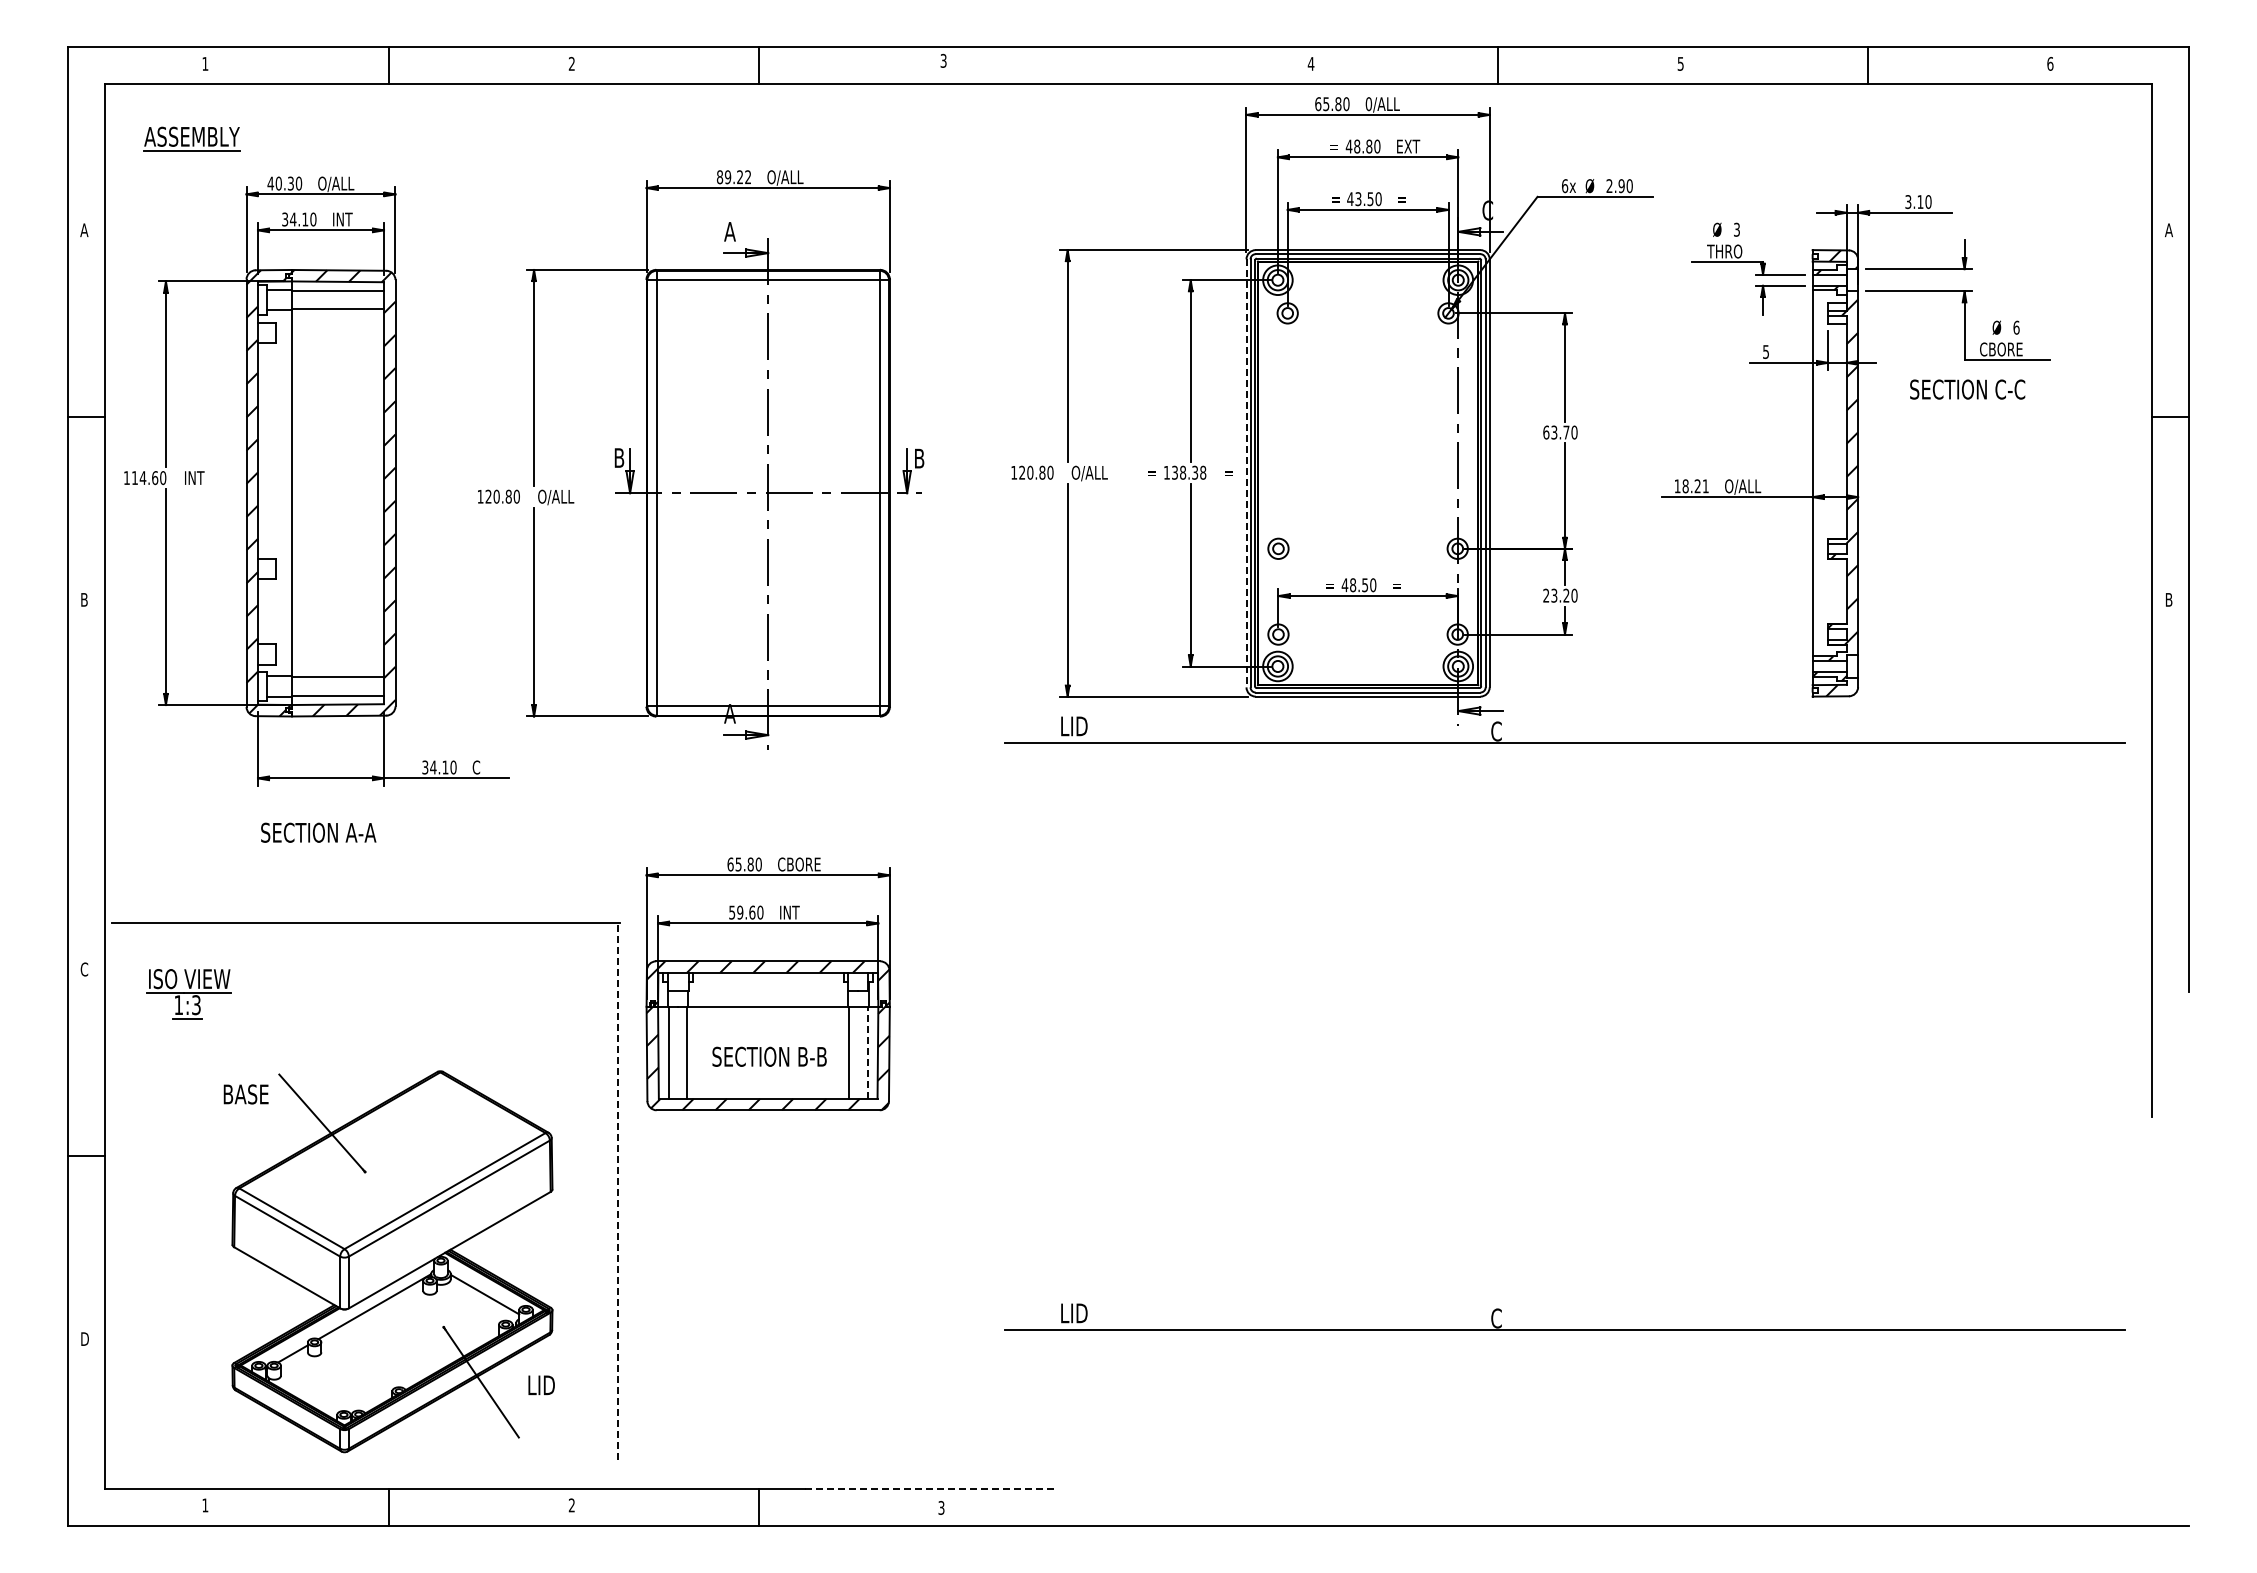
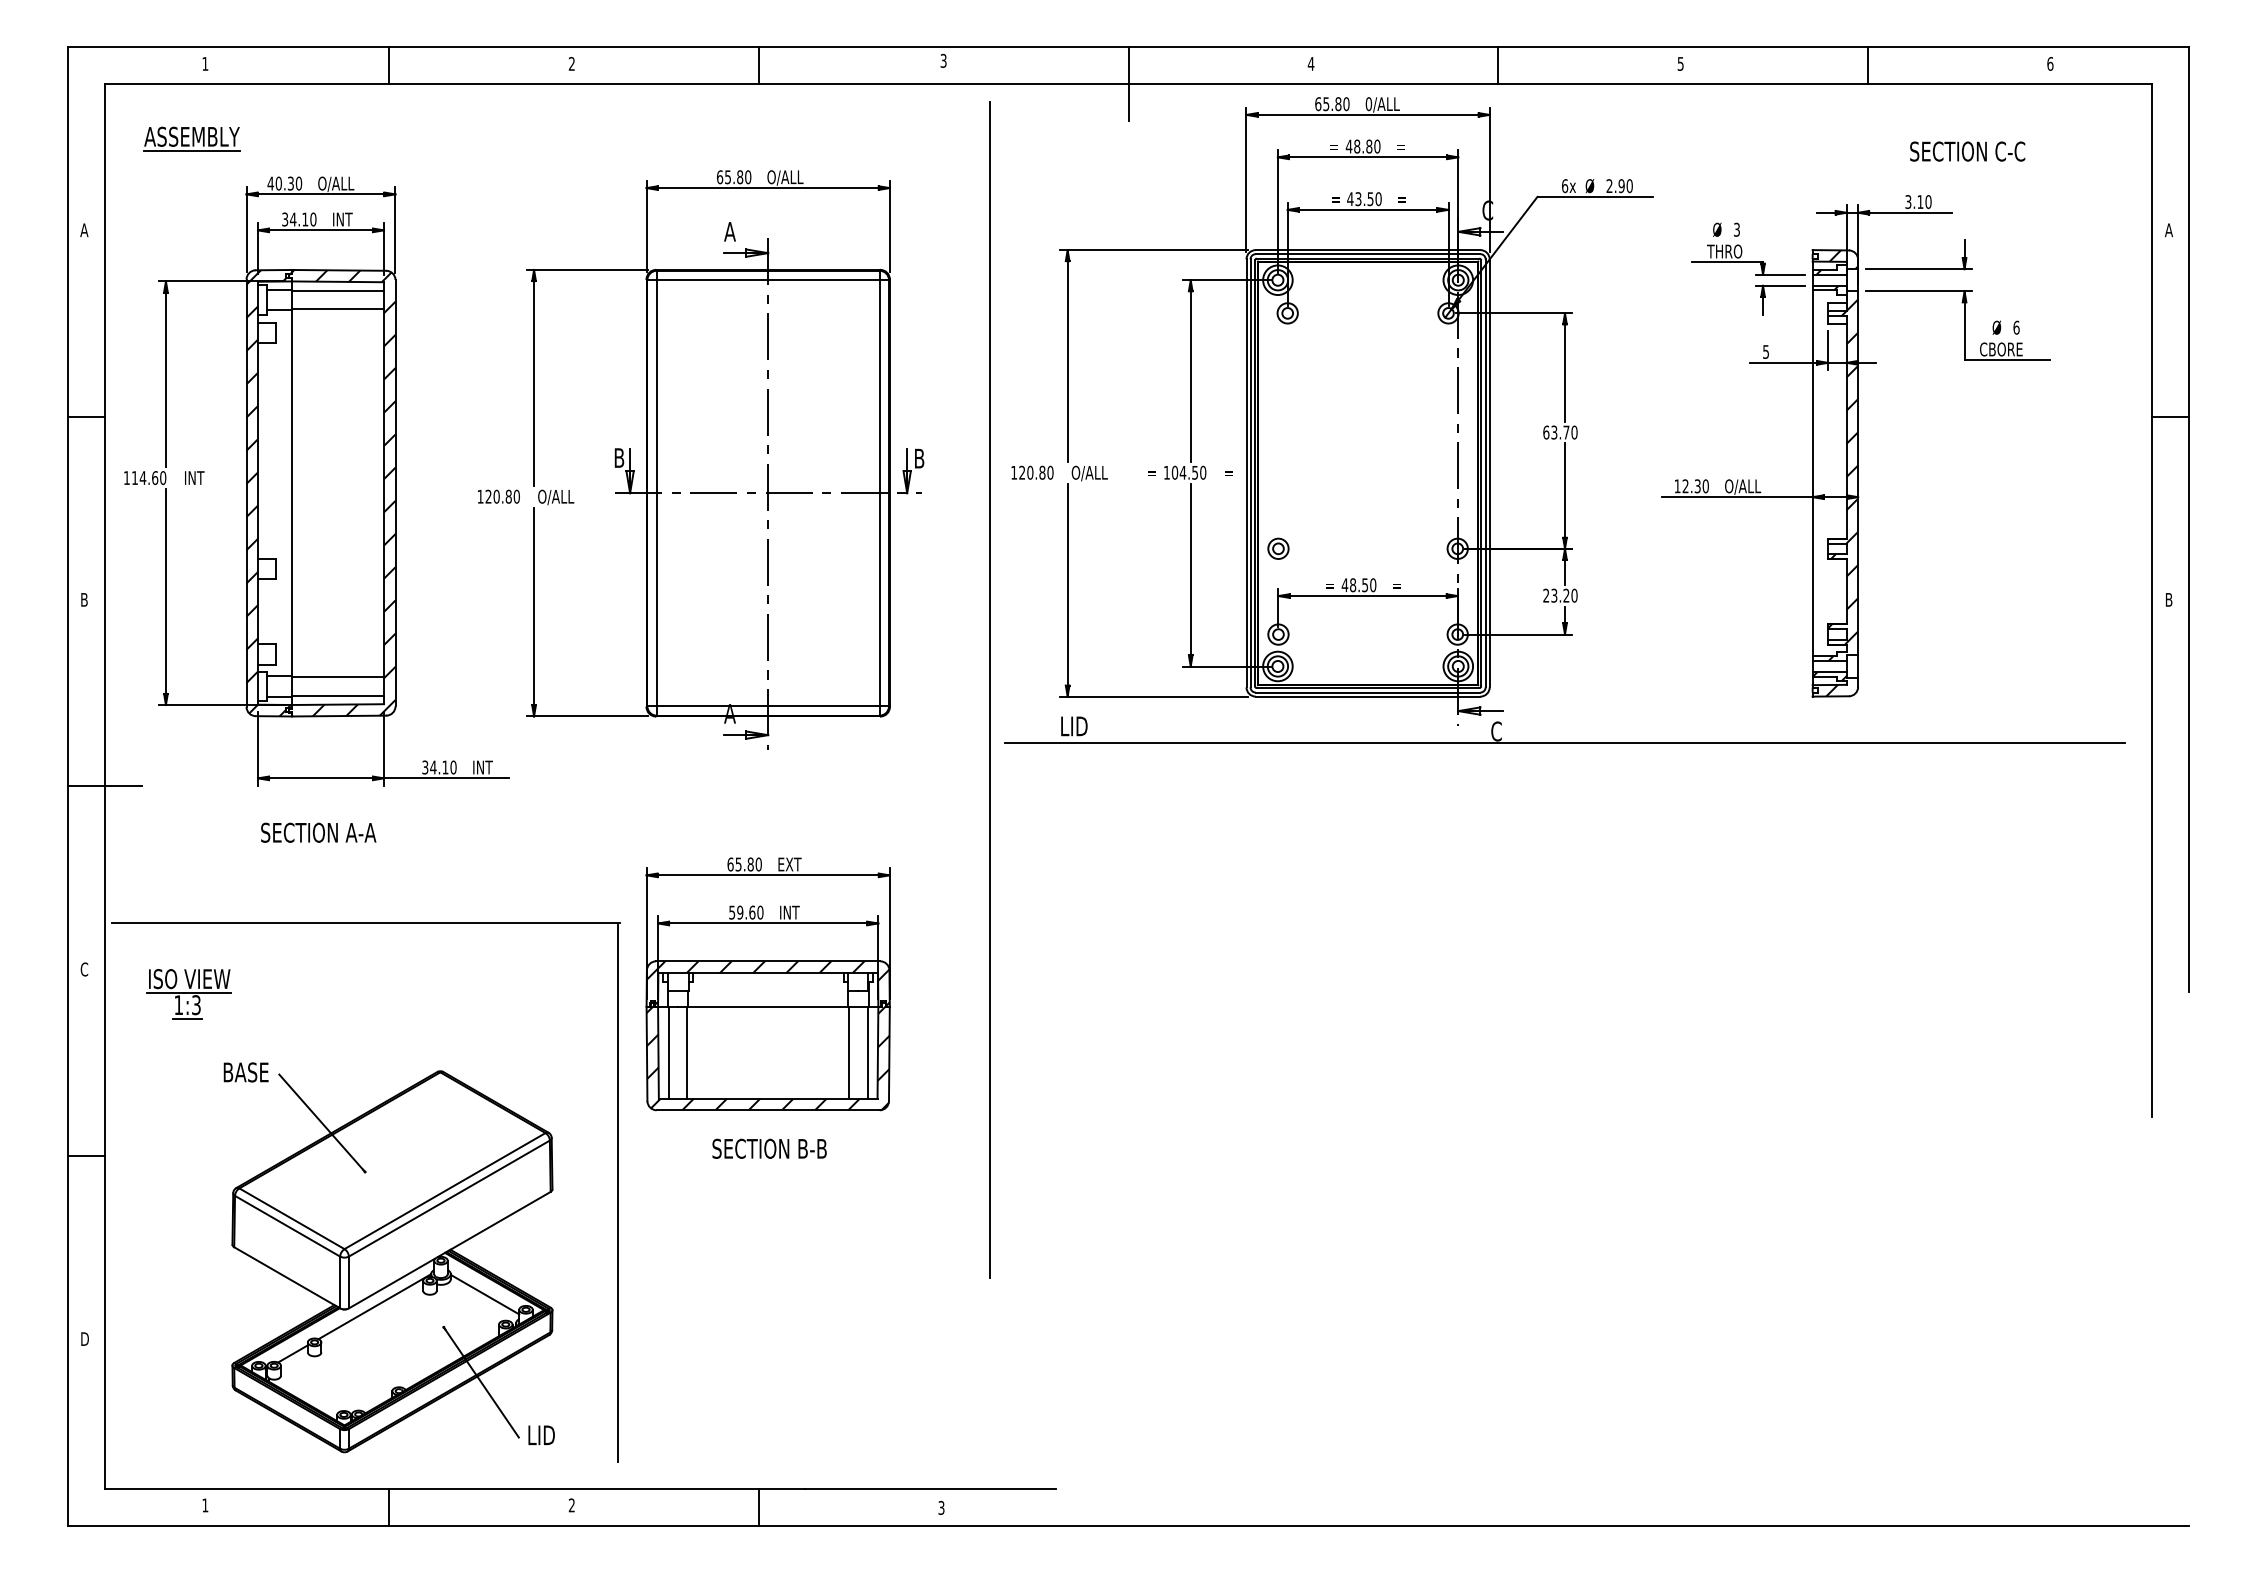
line: none -> present (1128, 84)
text: EXT -> = (1408, 146)
text: 89.22 -> 65.80 (733, 177)
text position: (1967, 389) -> (1967, 151) (1967, 151)
text: 138.38 -> 104.50 (1188, 472)
line: dashed -> solid (1246, 473)
text: 18.21 -> 12.30 (1695, 486)
line: none -> present (989, 690)
text: C -> INT (482, 767)
line: none -> present (104, 786)
text: CBORE -> EXT (799, 864)
line: dashed -> solid (867, 1052)
text position: (769, 1056) -> (769, 1148) (769, 1148)
text position: (245, 1094) -> (245, 1072) (245, 1072)
line: dashed -> solid (617, 1193)
part: present -> none (1564, 1329)
text position: (541, 1385) -> (541, 1435) (541, 1435)
line: dashed -> solid (931, 1488)
